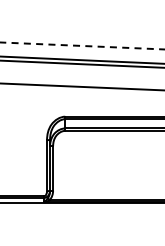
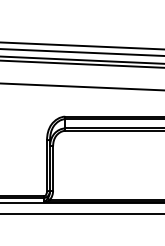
line: dashed -> solid (82, 45)
line: none -> present (81, 52)
line: none -> present (81, 213)
